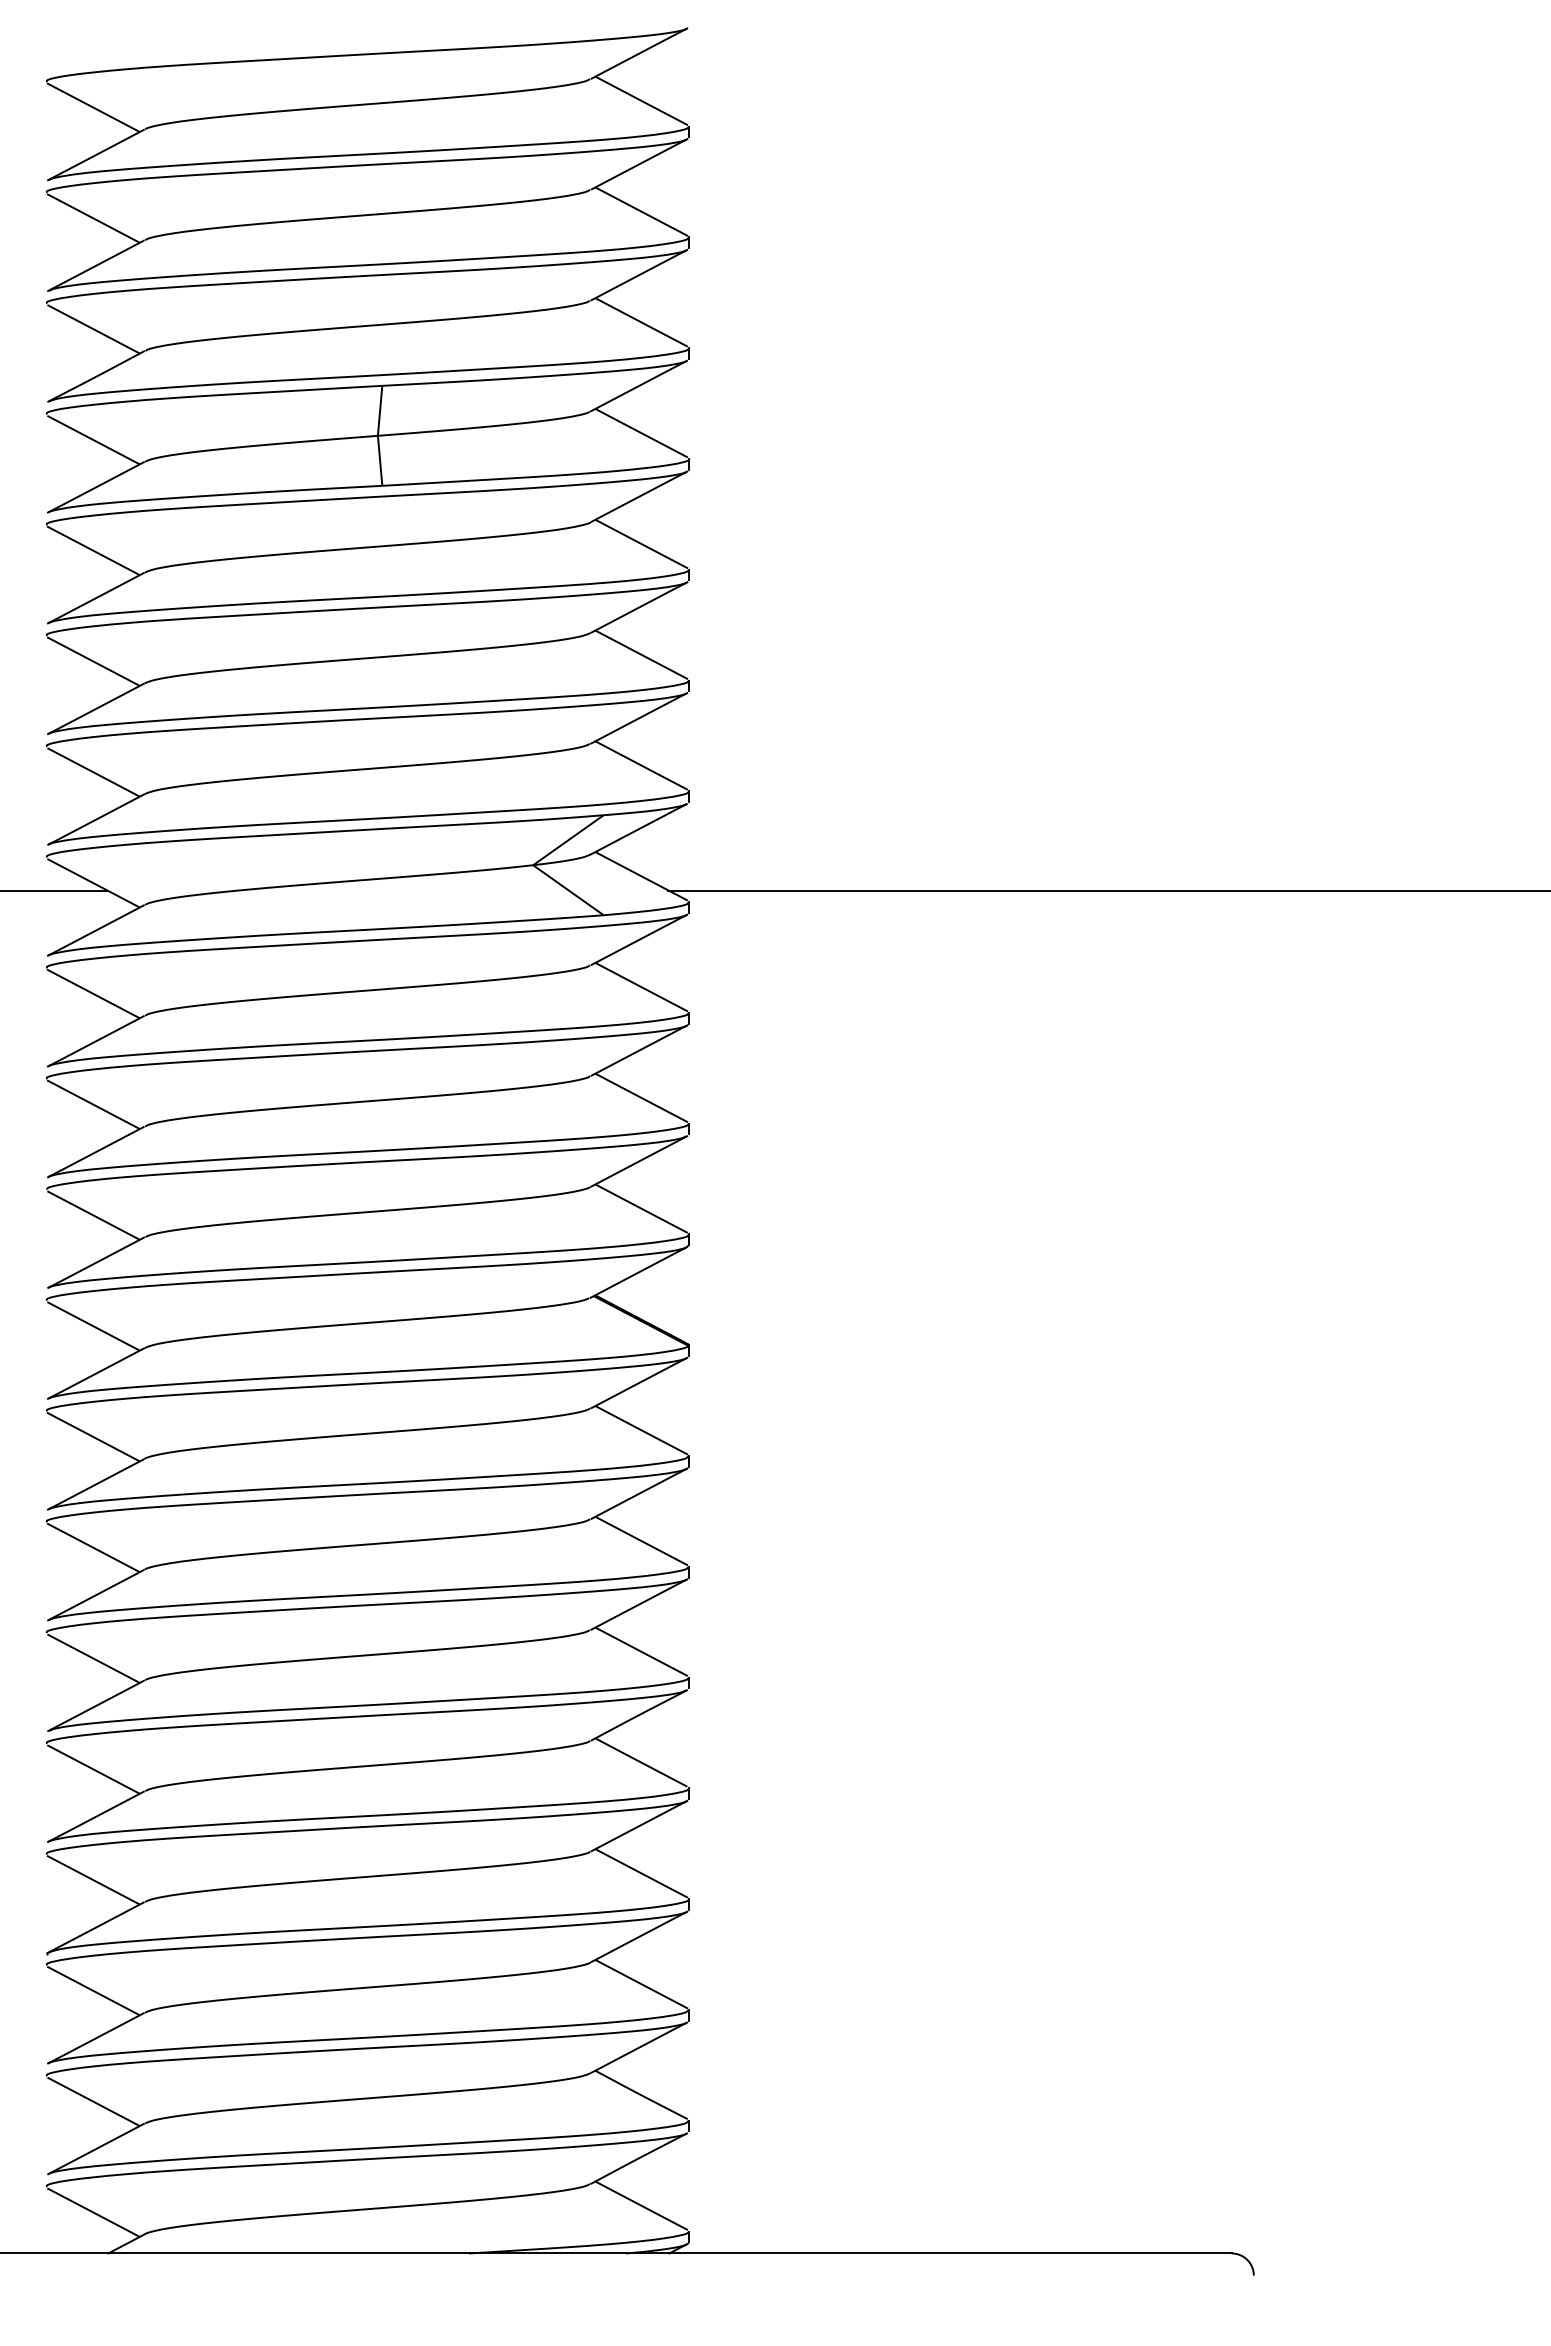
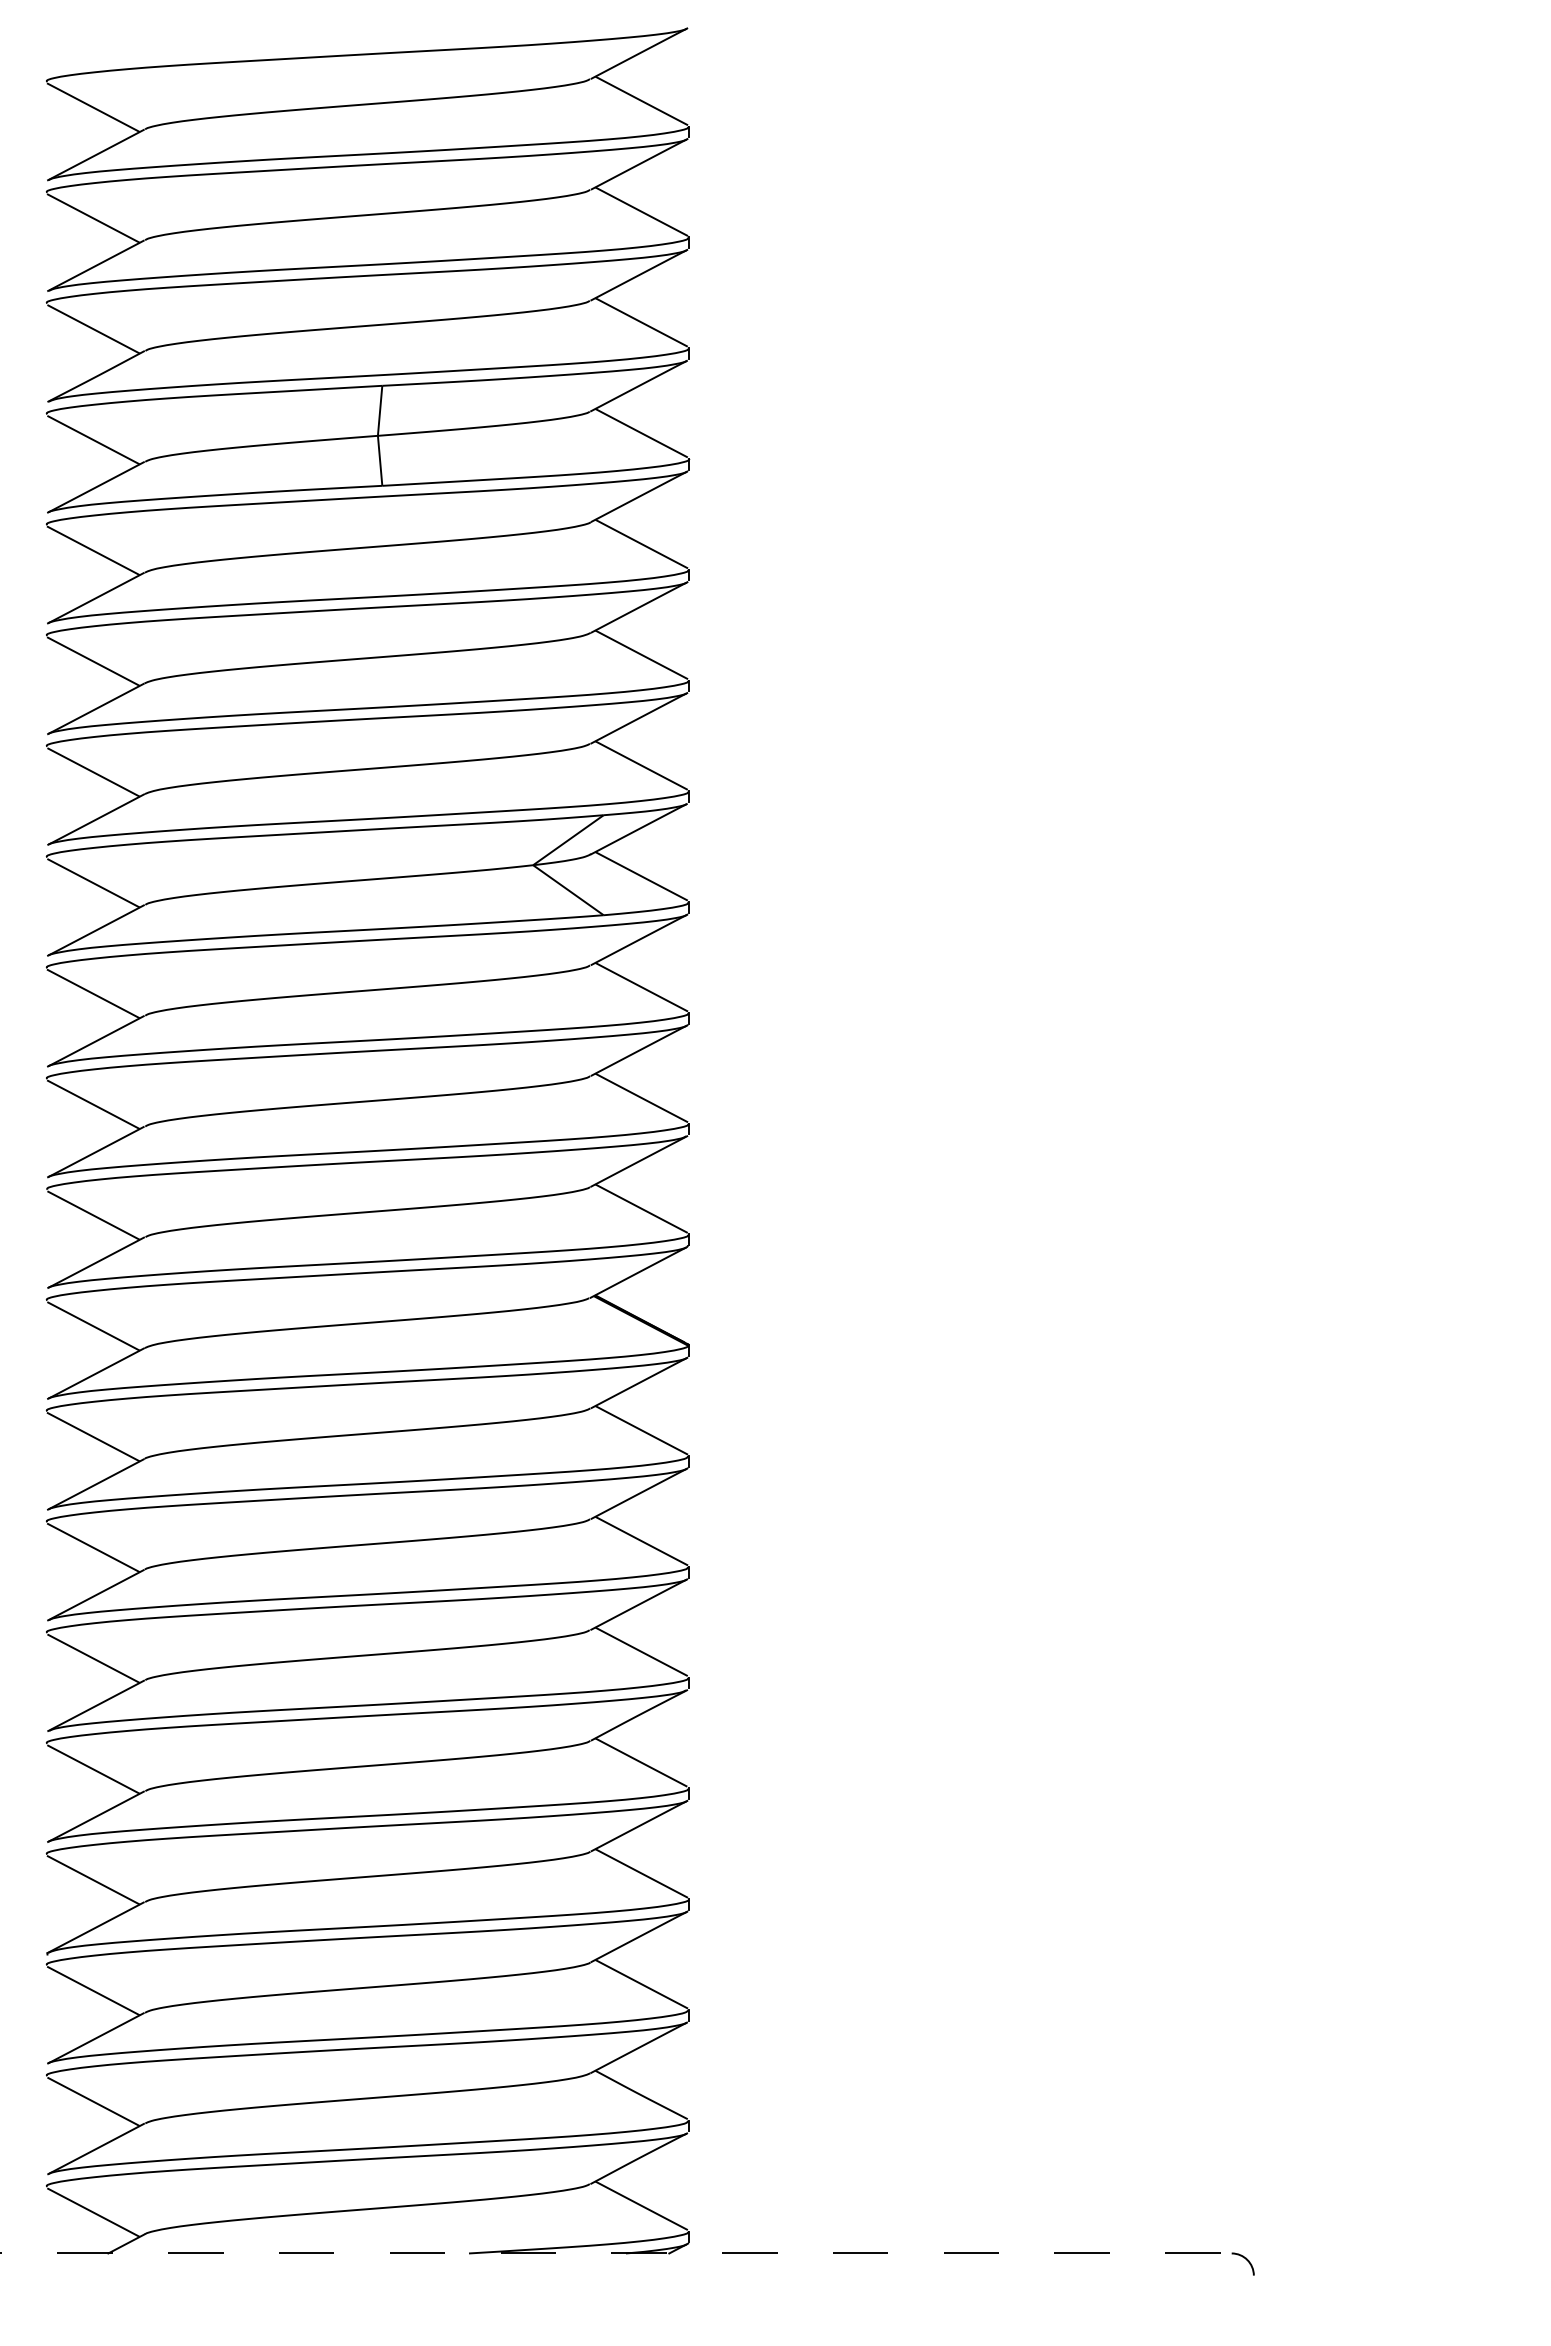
line: present -> none (54, 890)
line: present -> none (1107, 890)
line: solid -> dashed (615, 2253)
